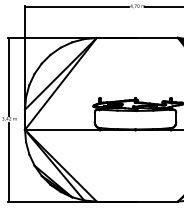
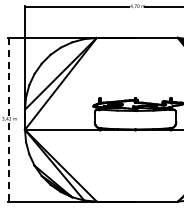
line: solid -> dashed (9, 77)
line: solid -> dashed (9, 162)
